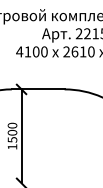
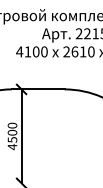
text: 1500 -> 4500 (12, 147)
